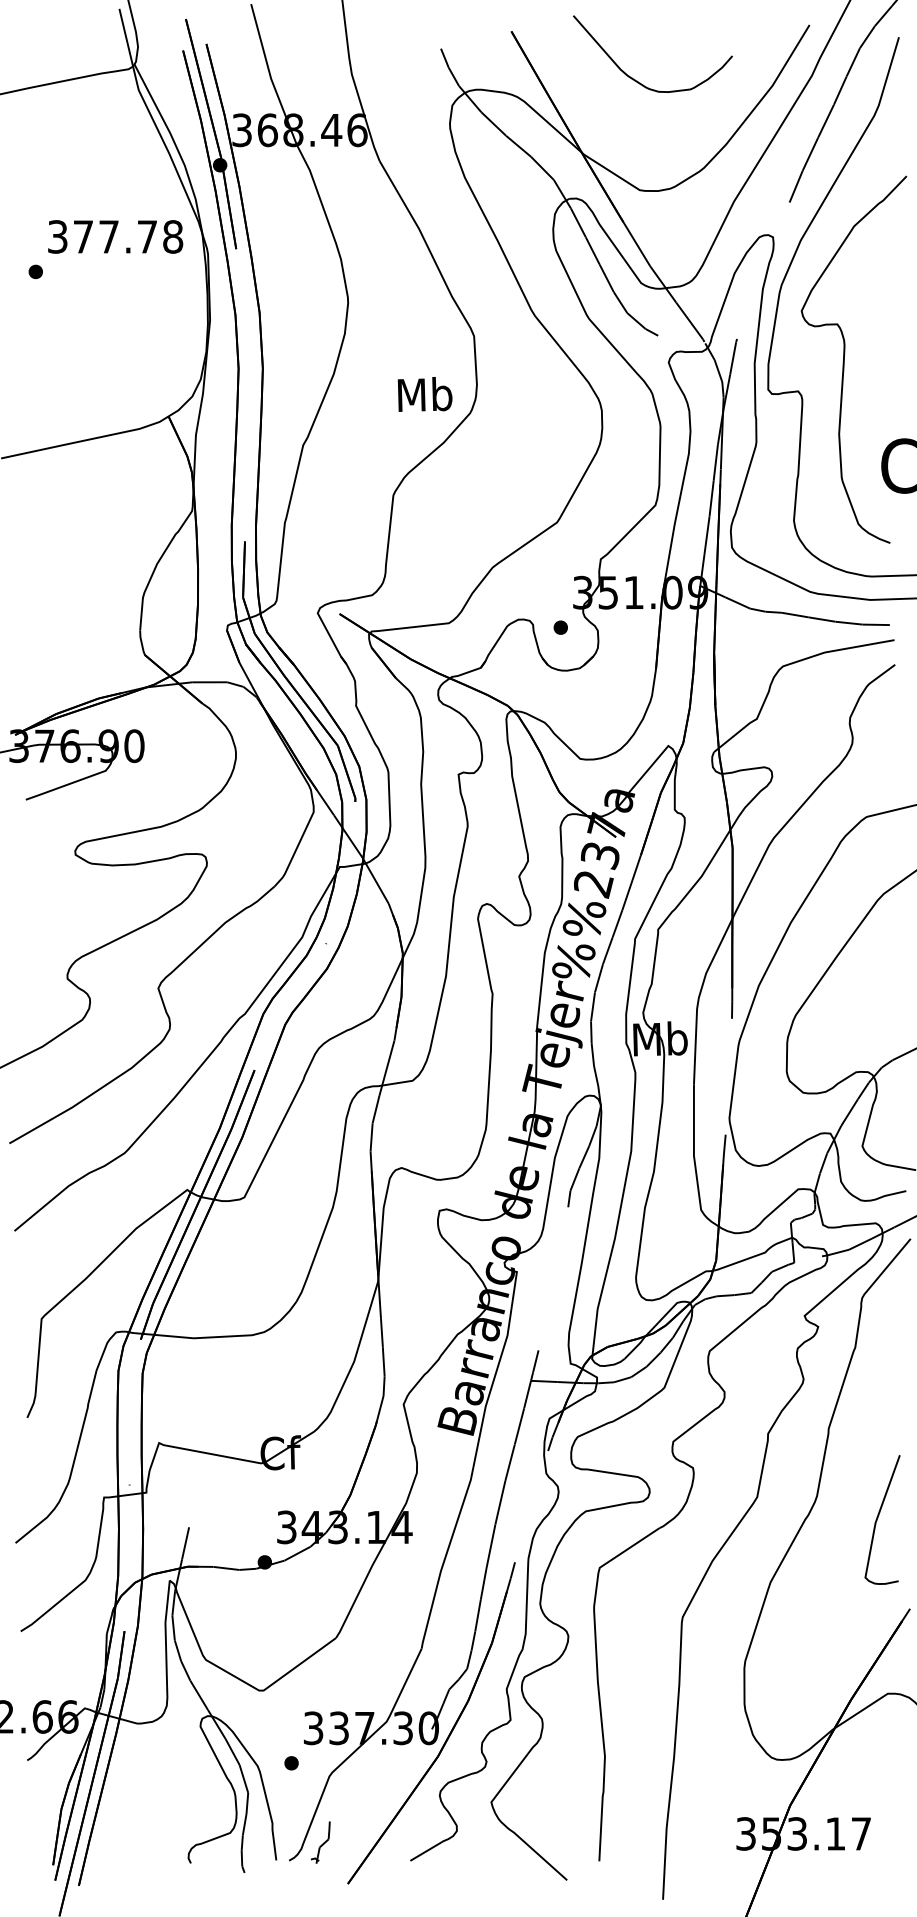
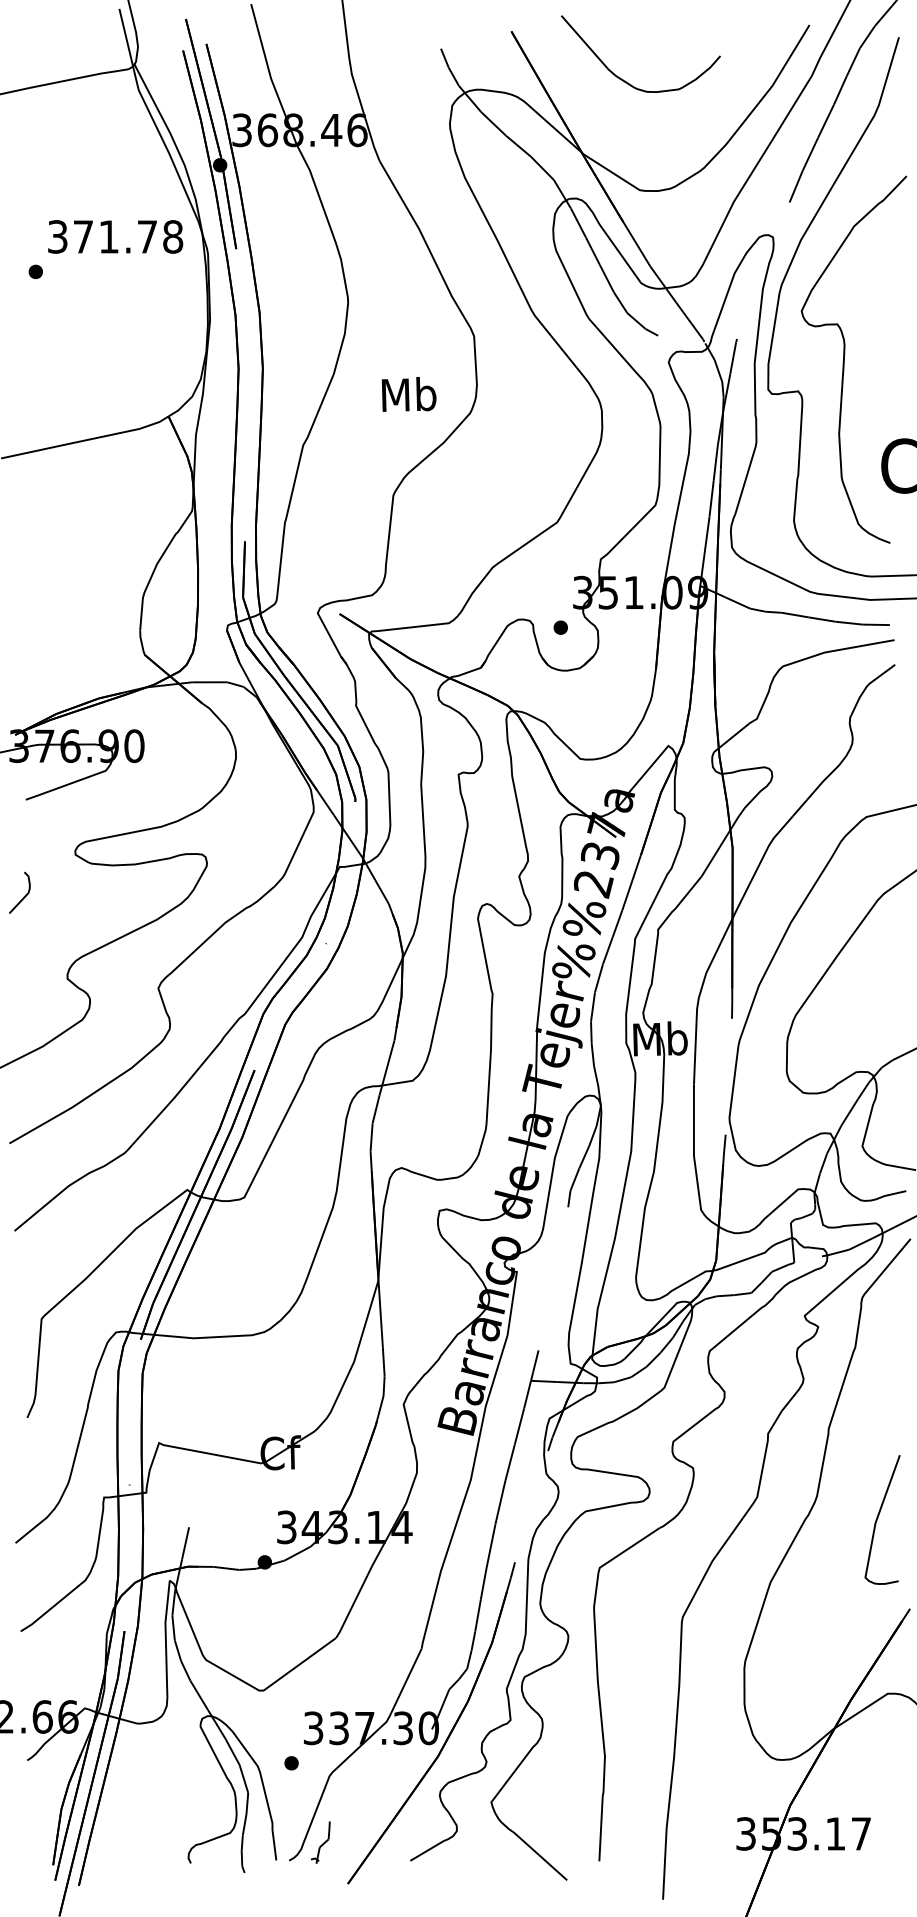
curve position: (637, 80) -> (625, 80) (625, 80)
text: 377.78 -> 371.78 (108, 236)
text position: (424, 394) -> (408, 394) (408, 394)
curve: none -> present (24, 895)
